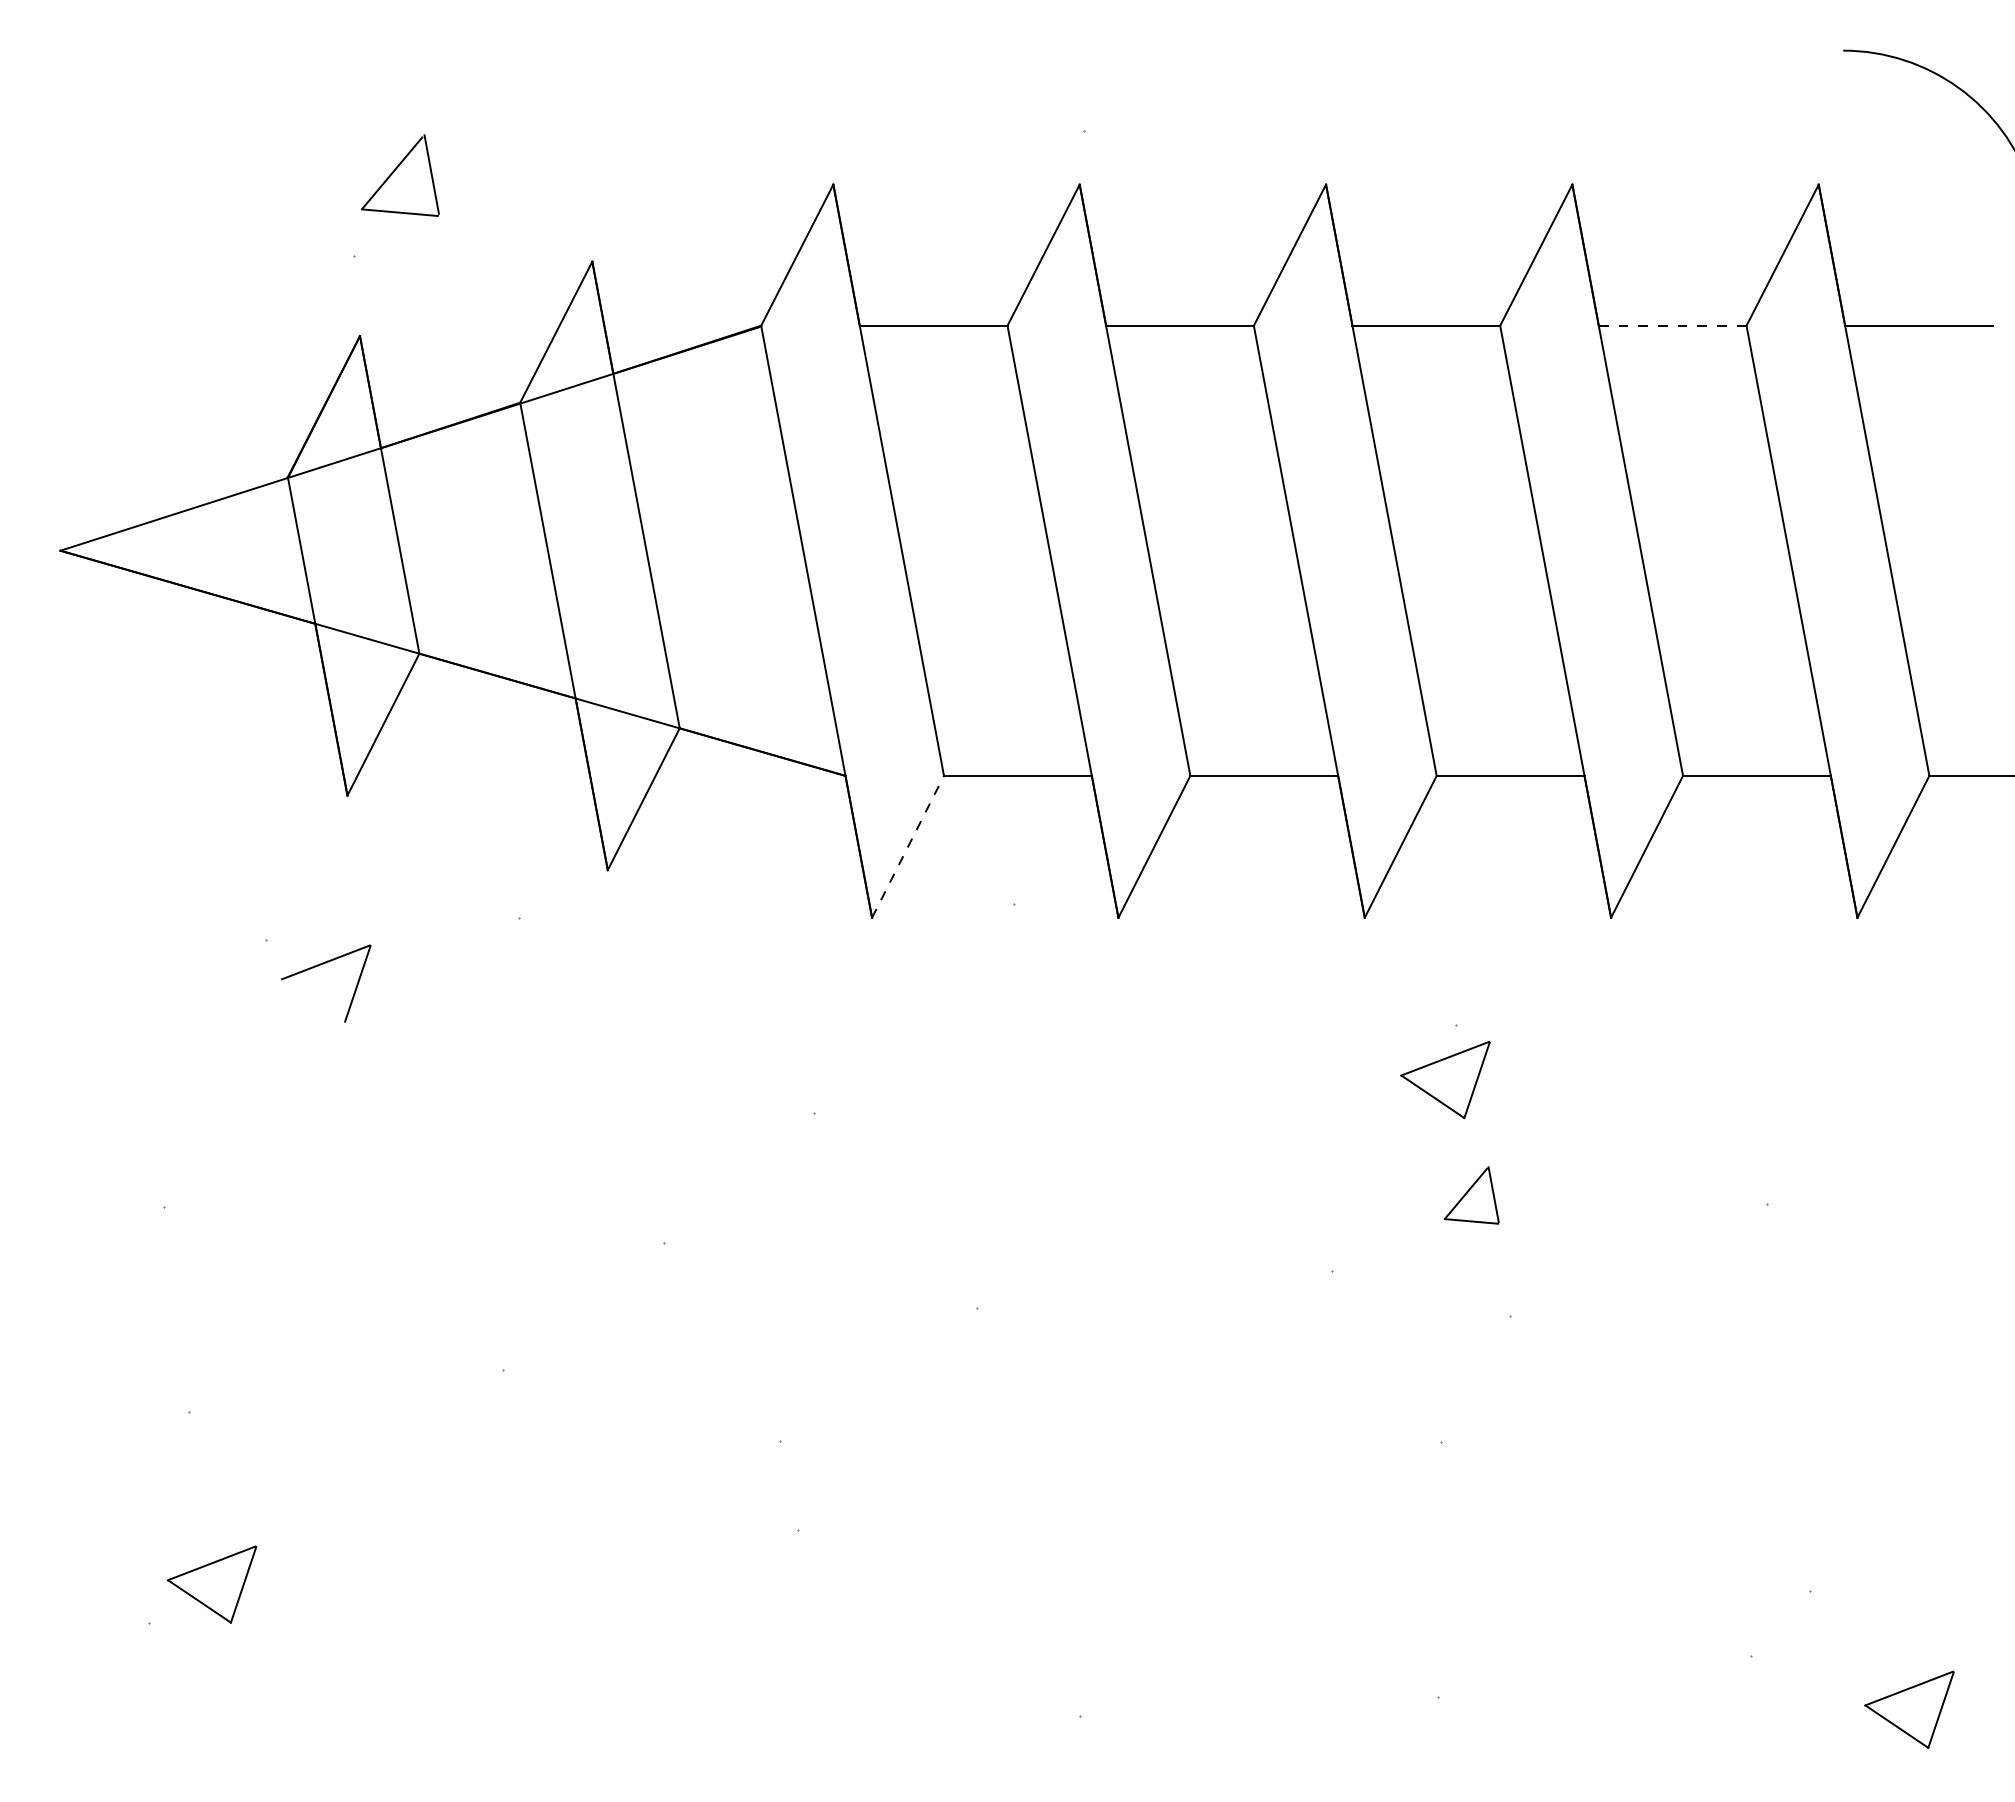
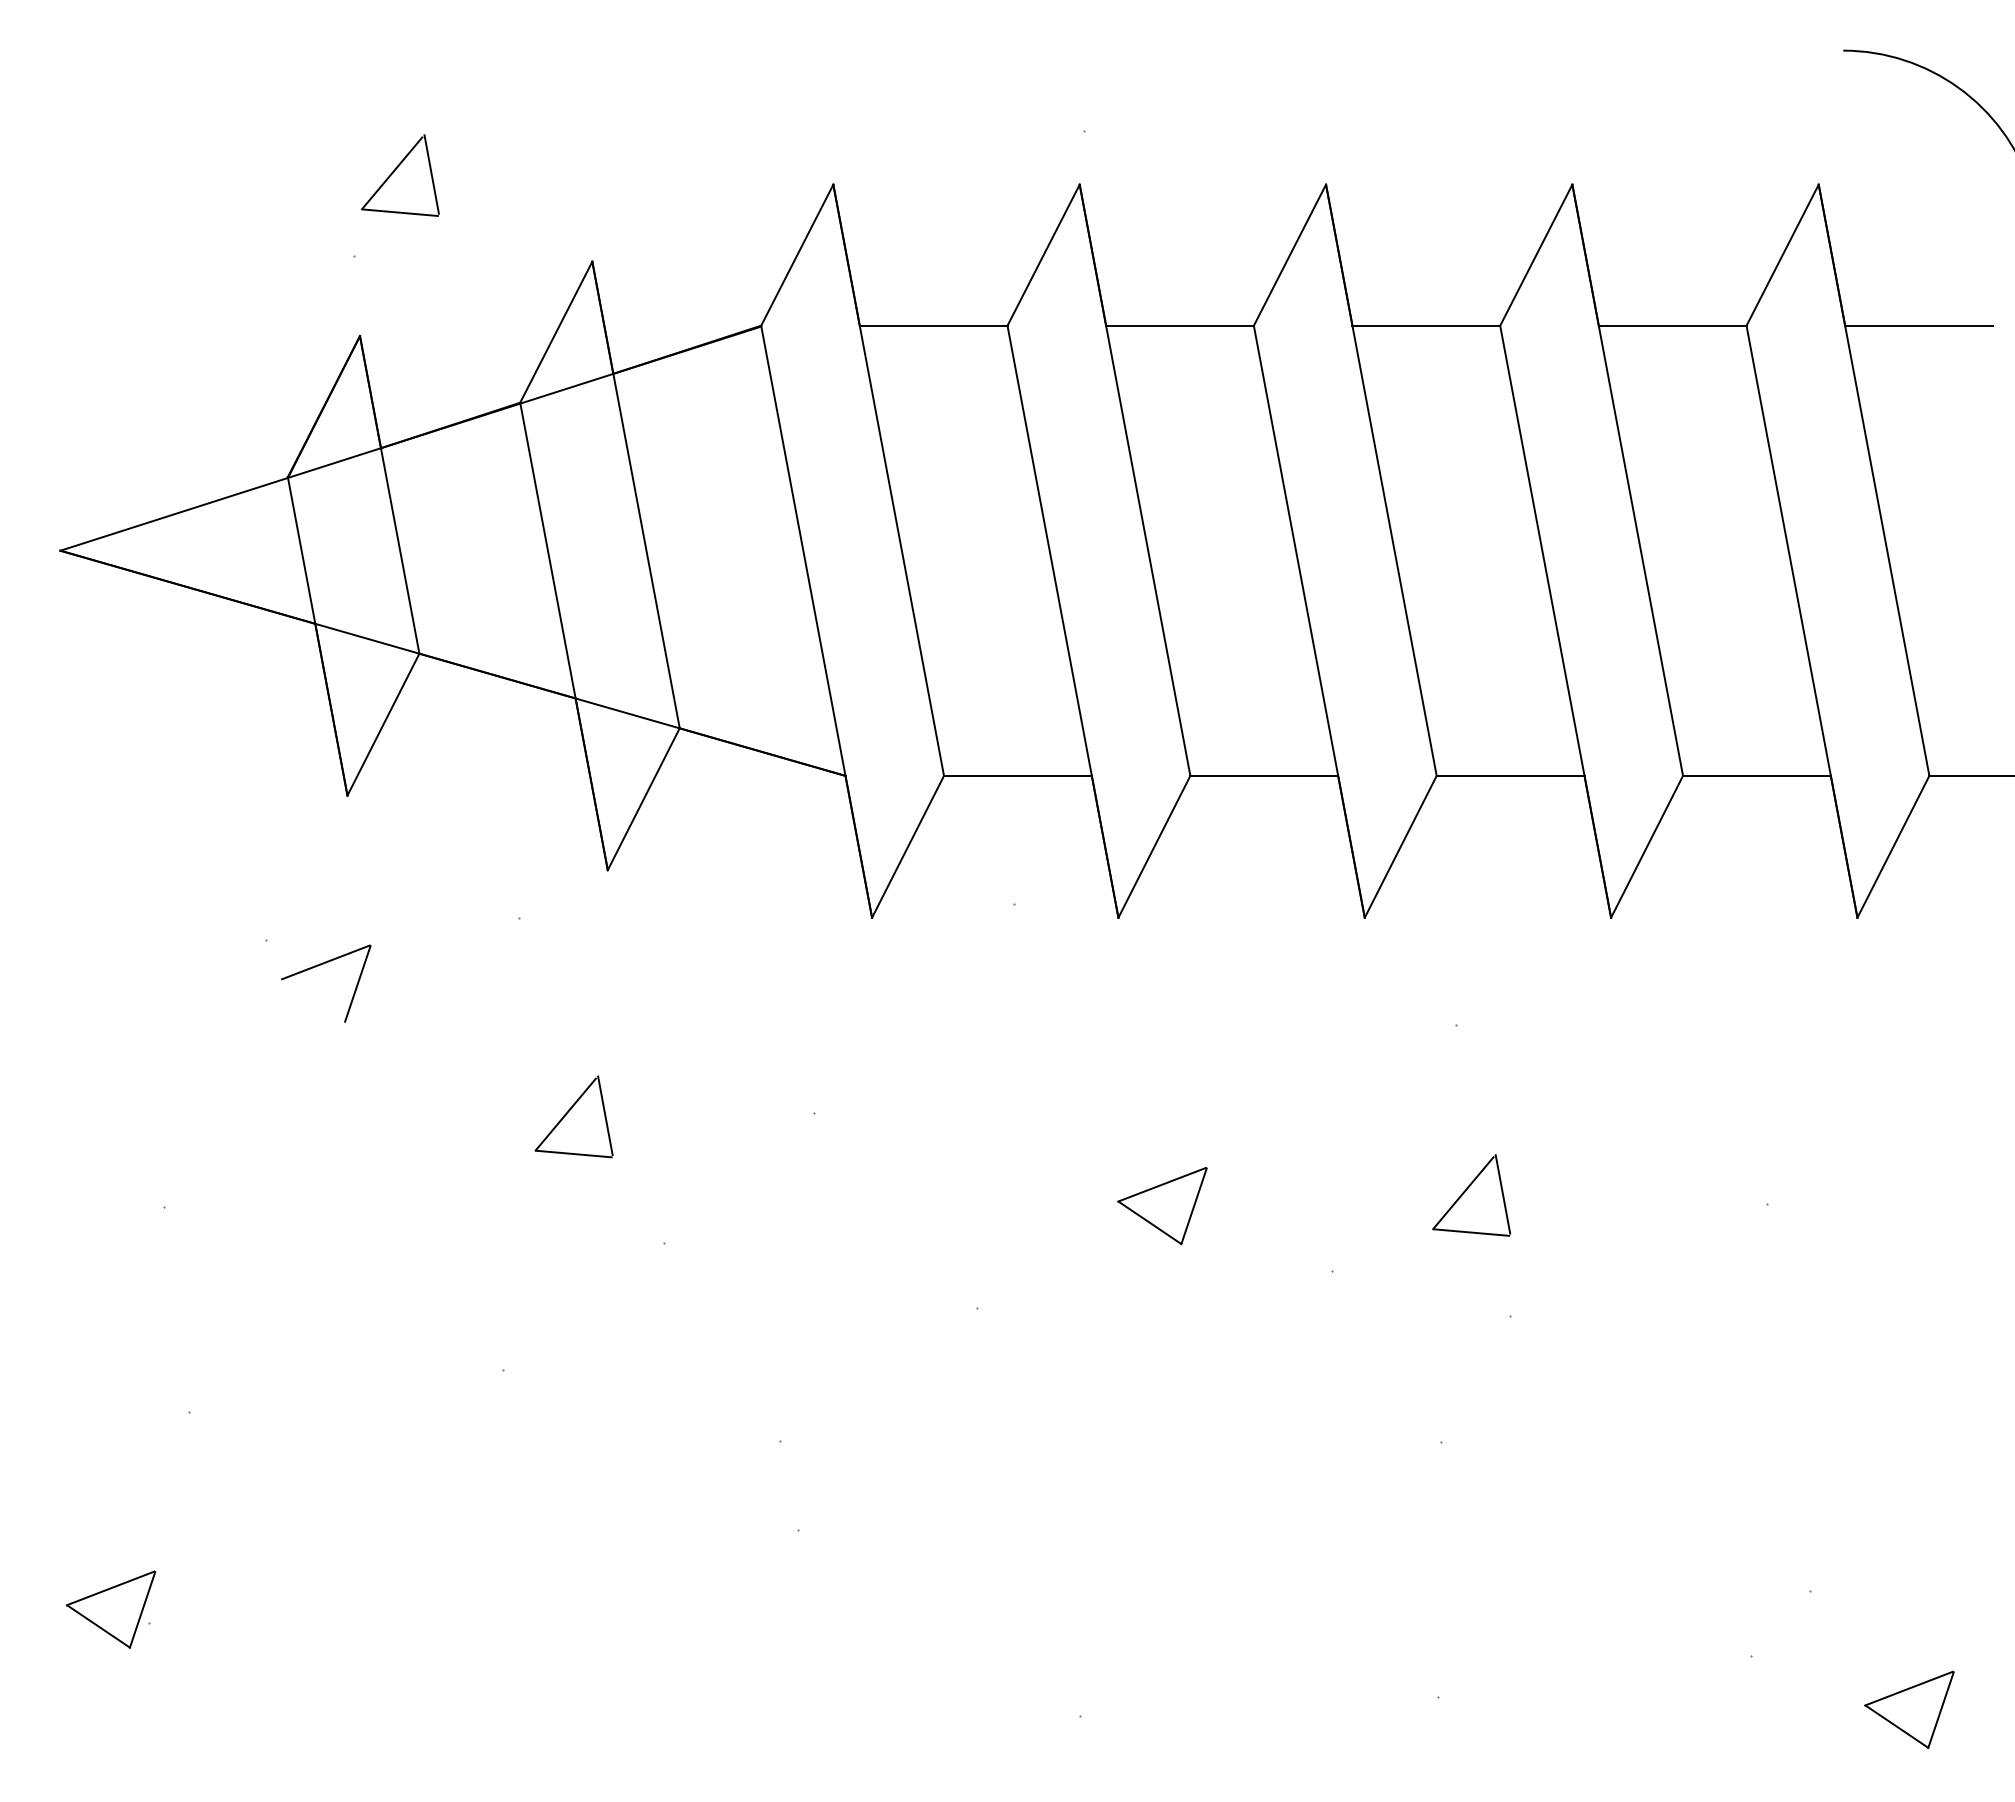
line: dashed -> solid (1672, 325)
line: dashed -> solid (908, 846)
part position: (1445, 1080) -> (1162, 1206) (1162, 1206)
part: none -> present (573, 1116)
part size: 57x59 px -> 80x83 px (1471, 1195)
part position: (211, 1584) -> (110, 1609) (110, 1609)
